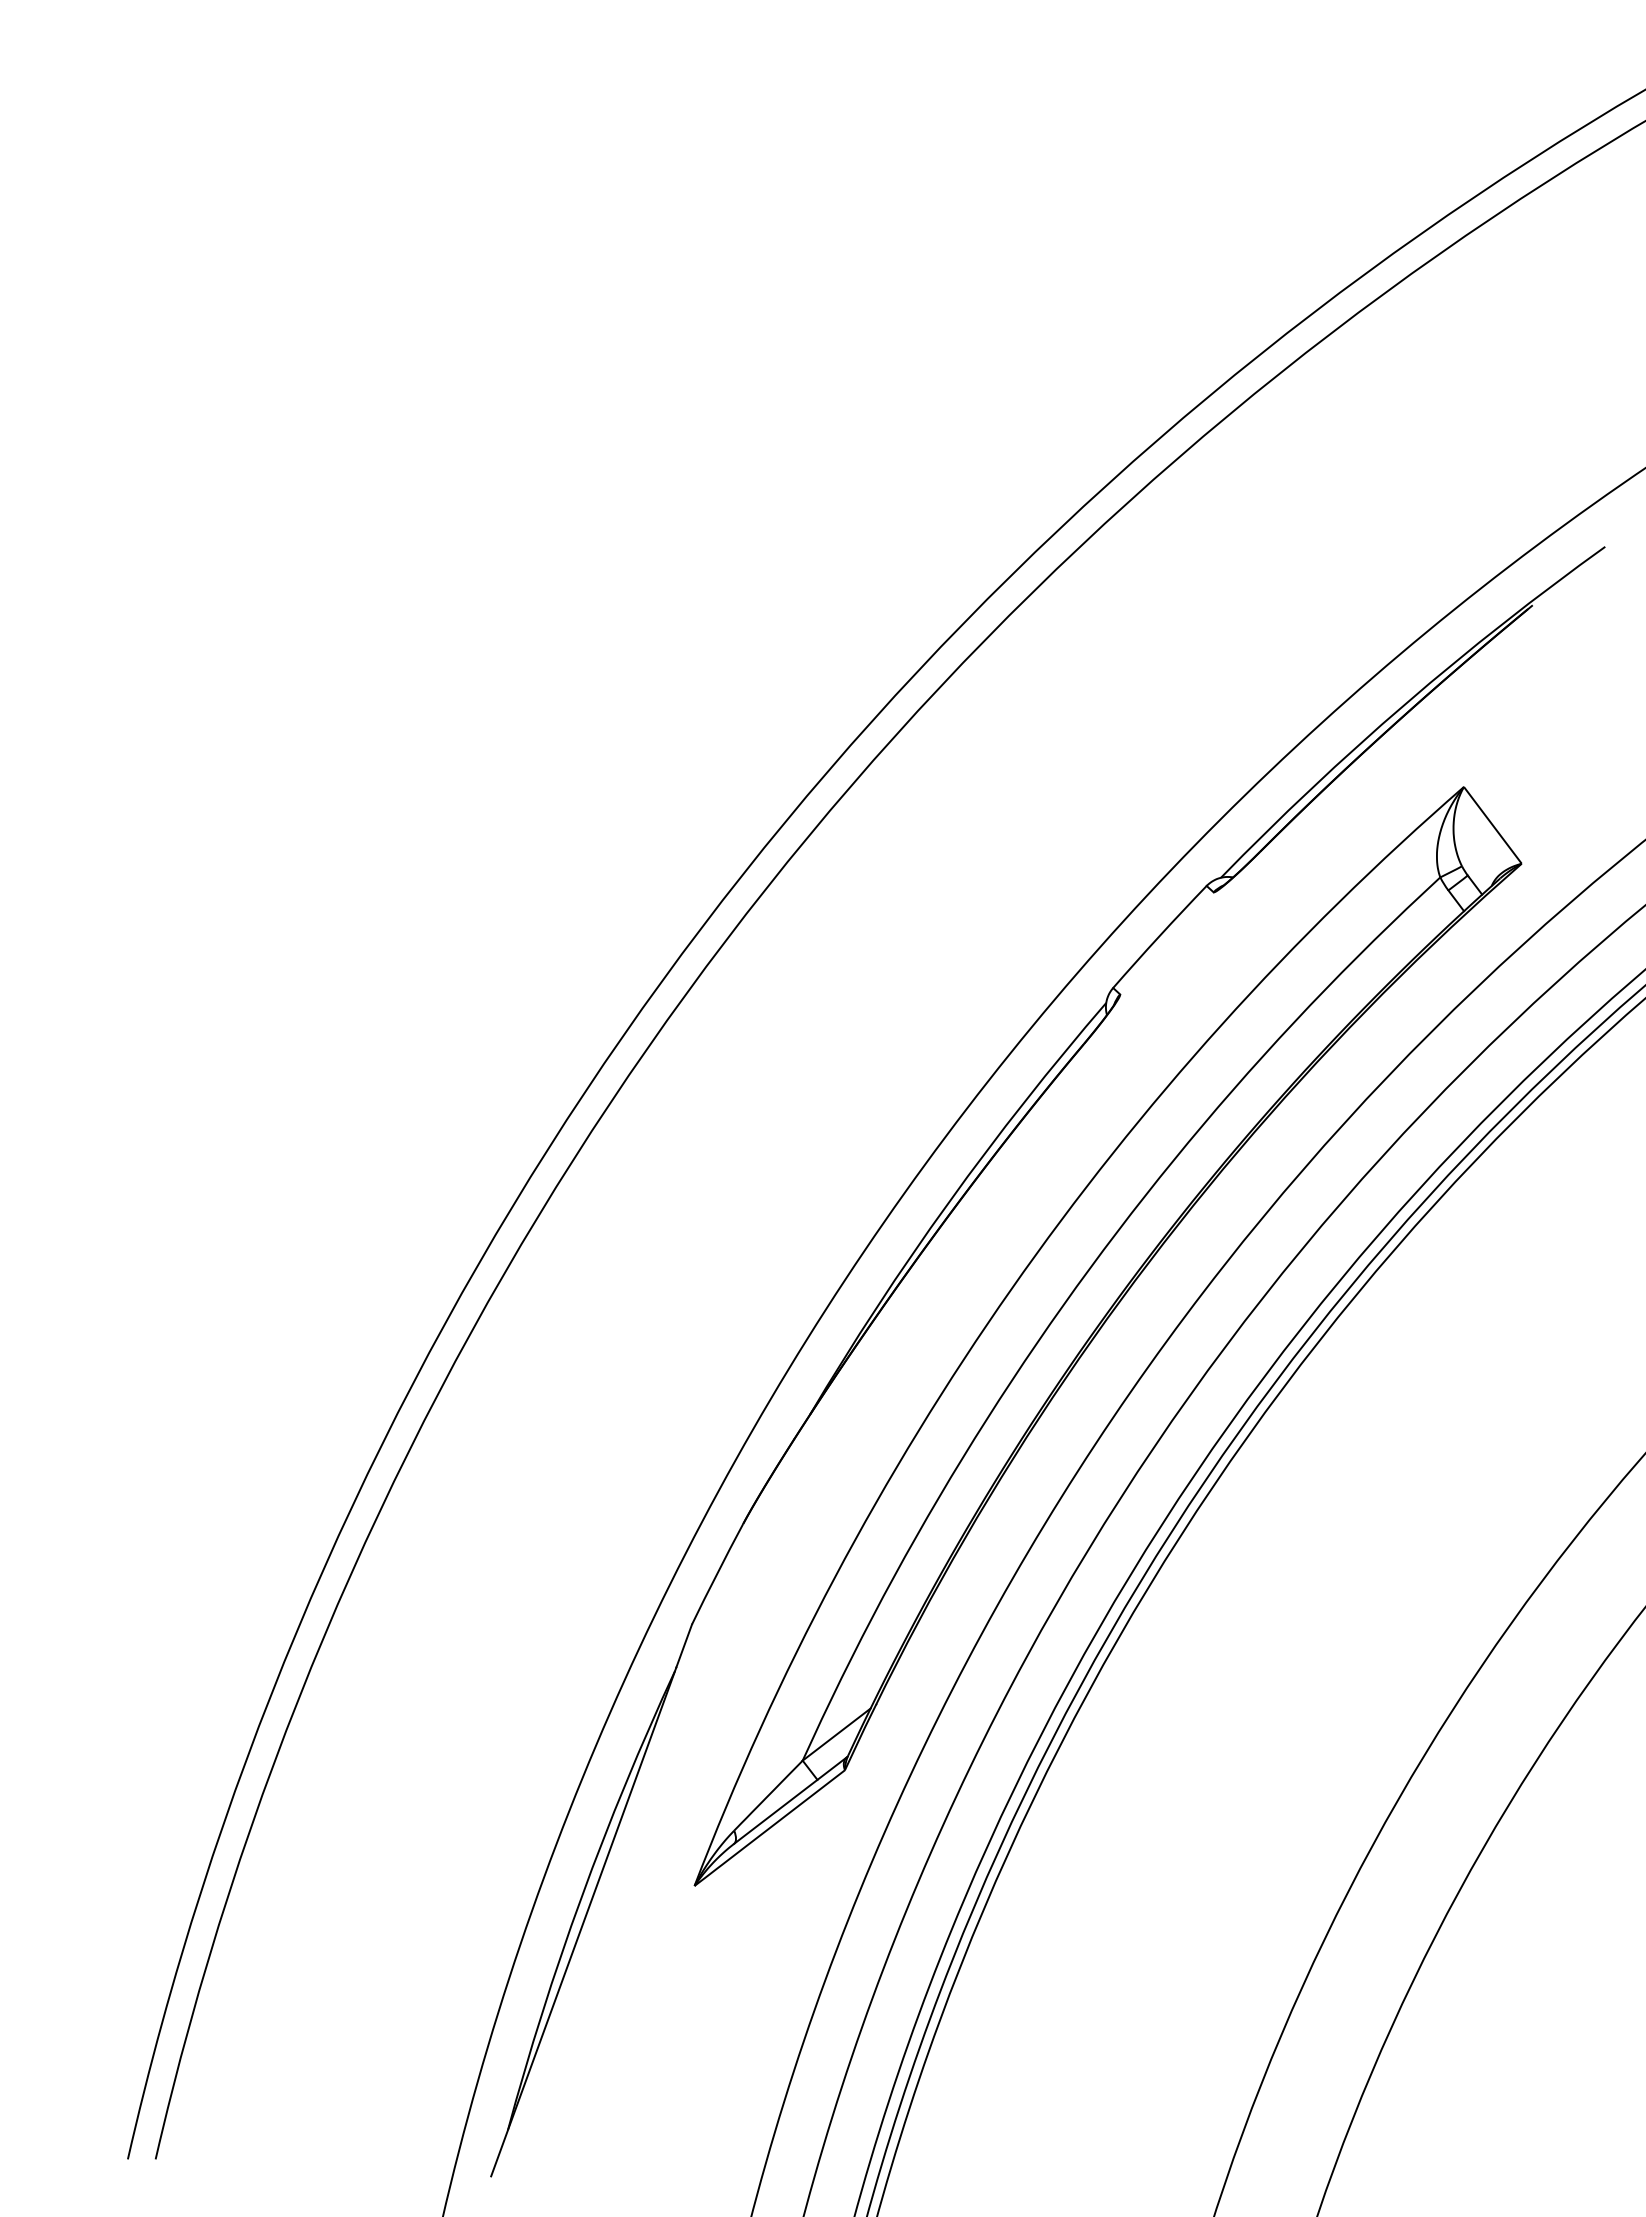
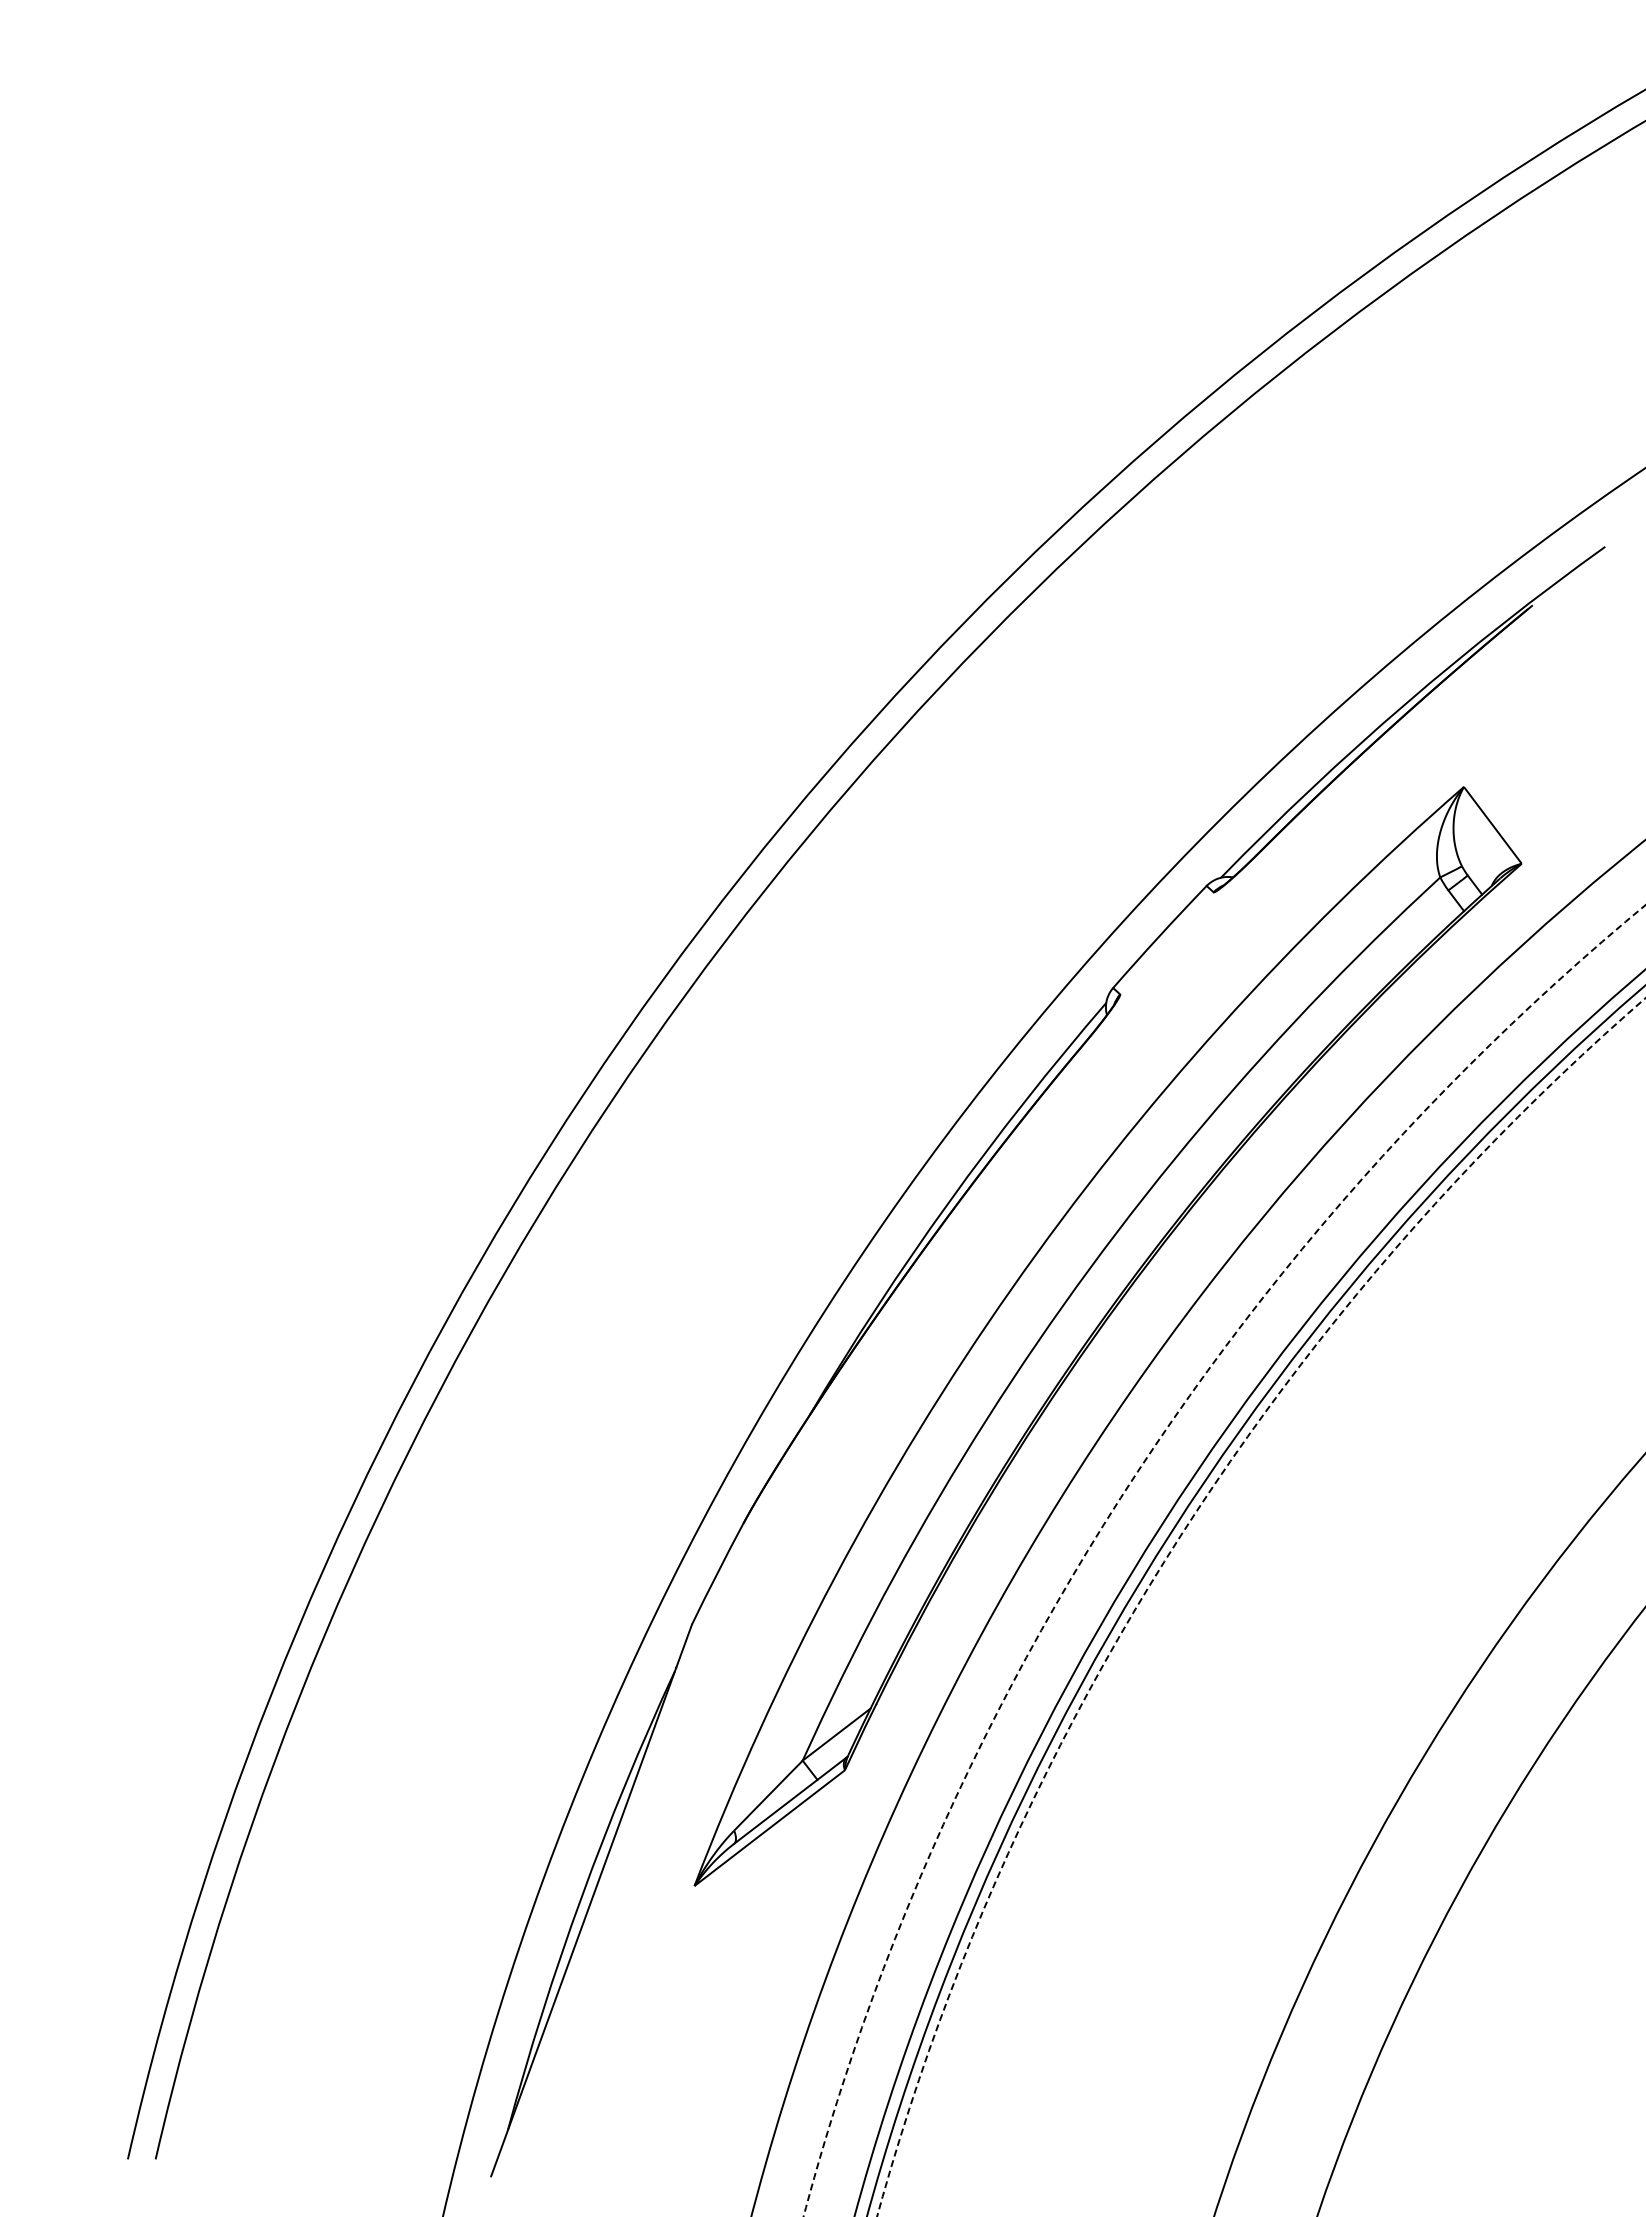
circle: solid -> dashed (1224, 1560)
circle: solid -> dashed (1261, 1606)
